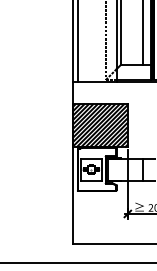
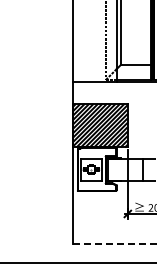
line: present -> none (142, 33)
line: present -> none (77, 42)
line: solid -> dashed (115, 243)
